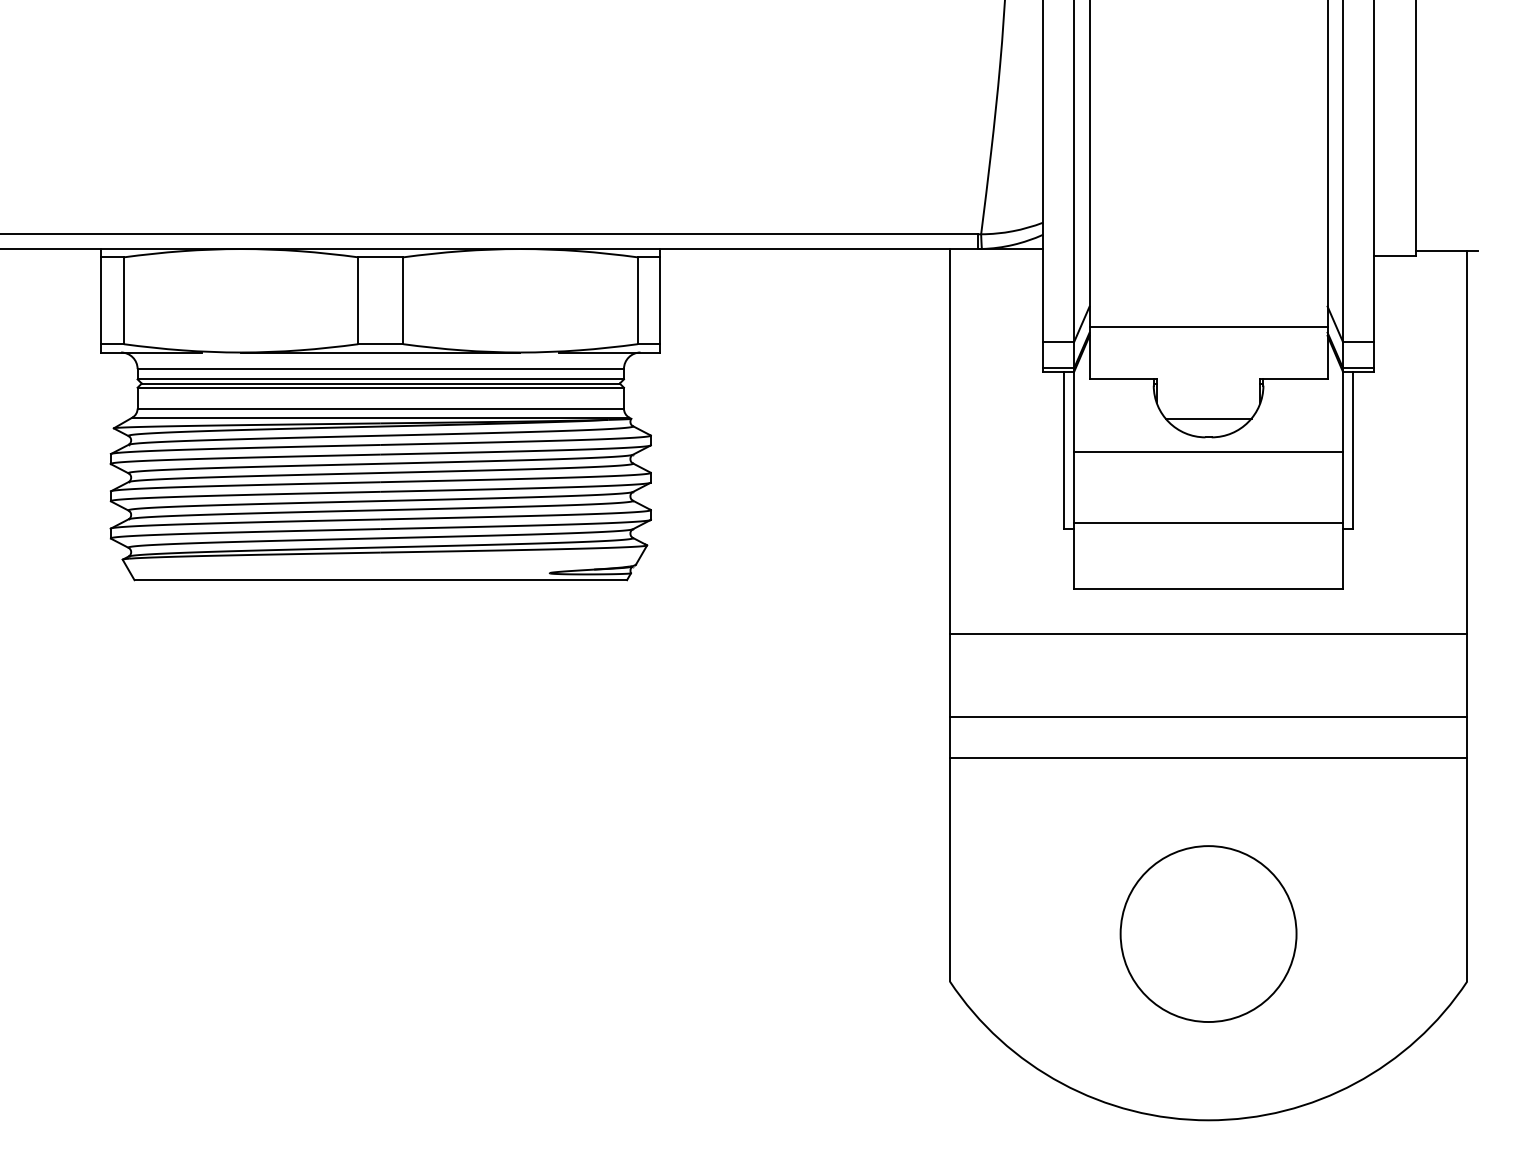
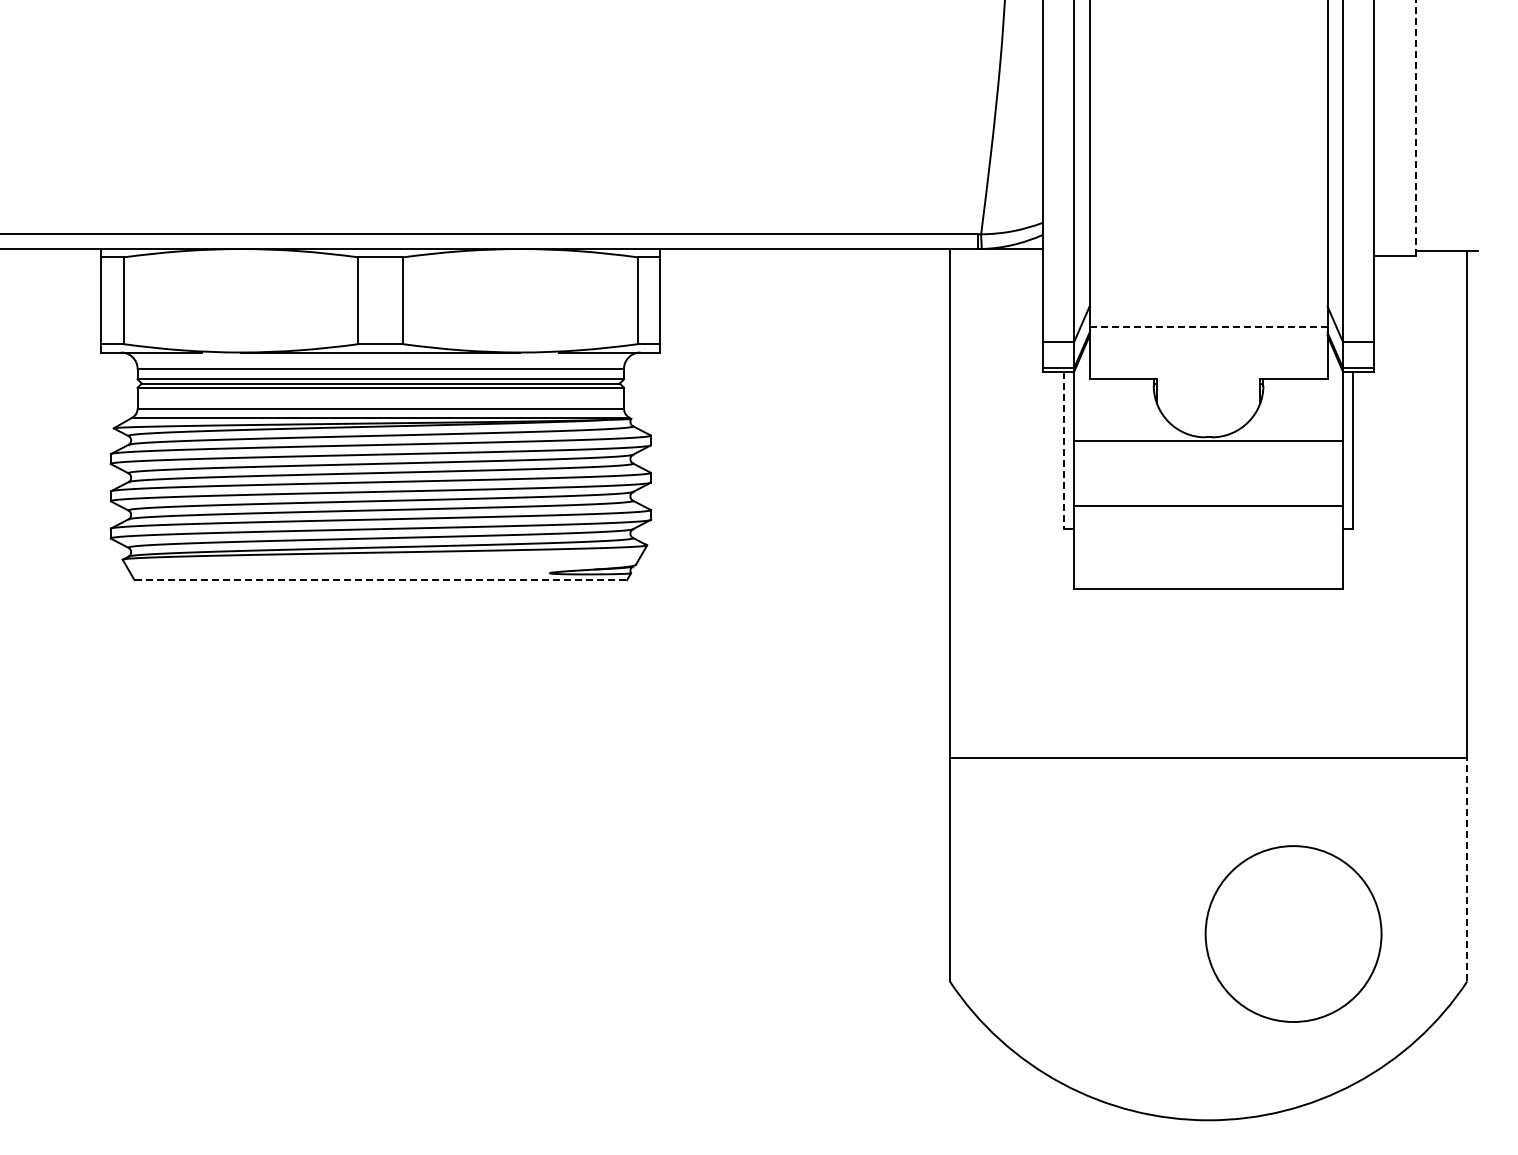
line: solid -> dashed (1415, 128)
line: solid -> dashed (1208, 326)
line: present -> none (1208, 418)
line: solid -> dashed (1063, 450)
line position: (1208, 451) -> (1208, 440) (1208, 440)
line position: (1208, 523) -> (1208, 506) (1208, 506)
line: solid -> dashed (381, 580)
line: present -> none (1208, 633)
line: present -> none (1208, 716)
line: solid -> dashed (1467, 869)
circle position: (1208, 933) -> (1293, 933) (1293, 933)
